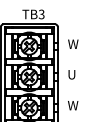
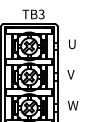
text: W -> U (73, 44)
text: U -> V (71, 74)
